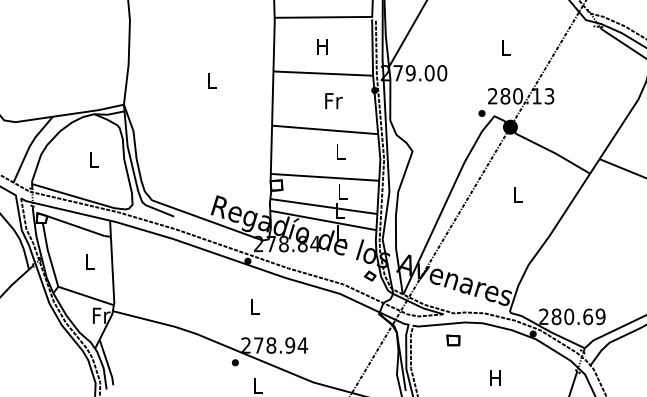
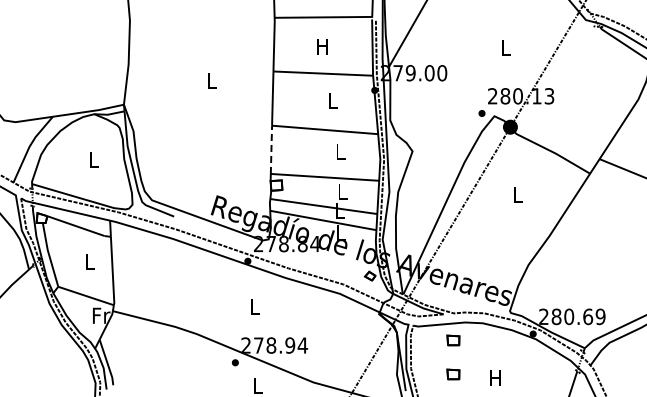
text: Fr -> L (333, 101)
line: solid -> dashed (271, 149)
part: none -> present (453, 374)
